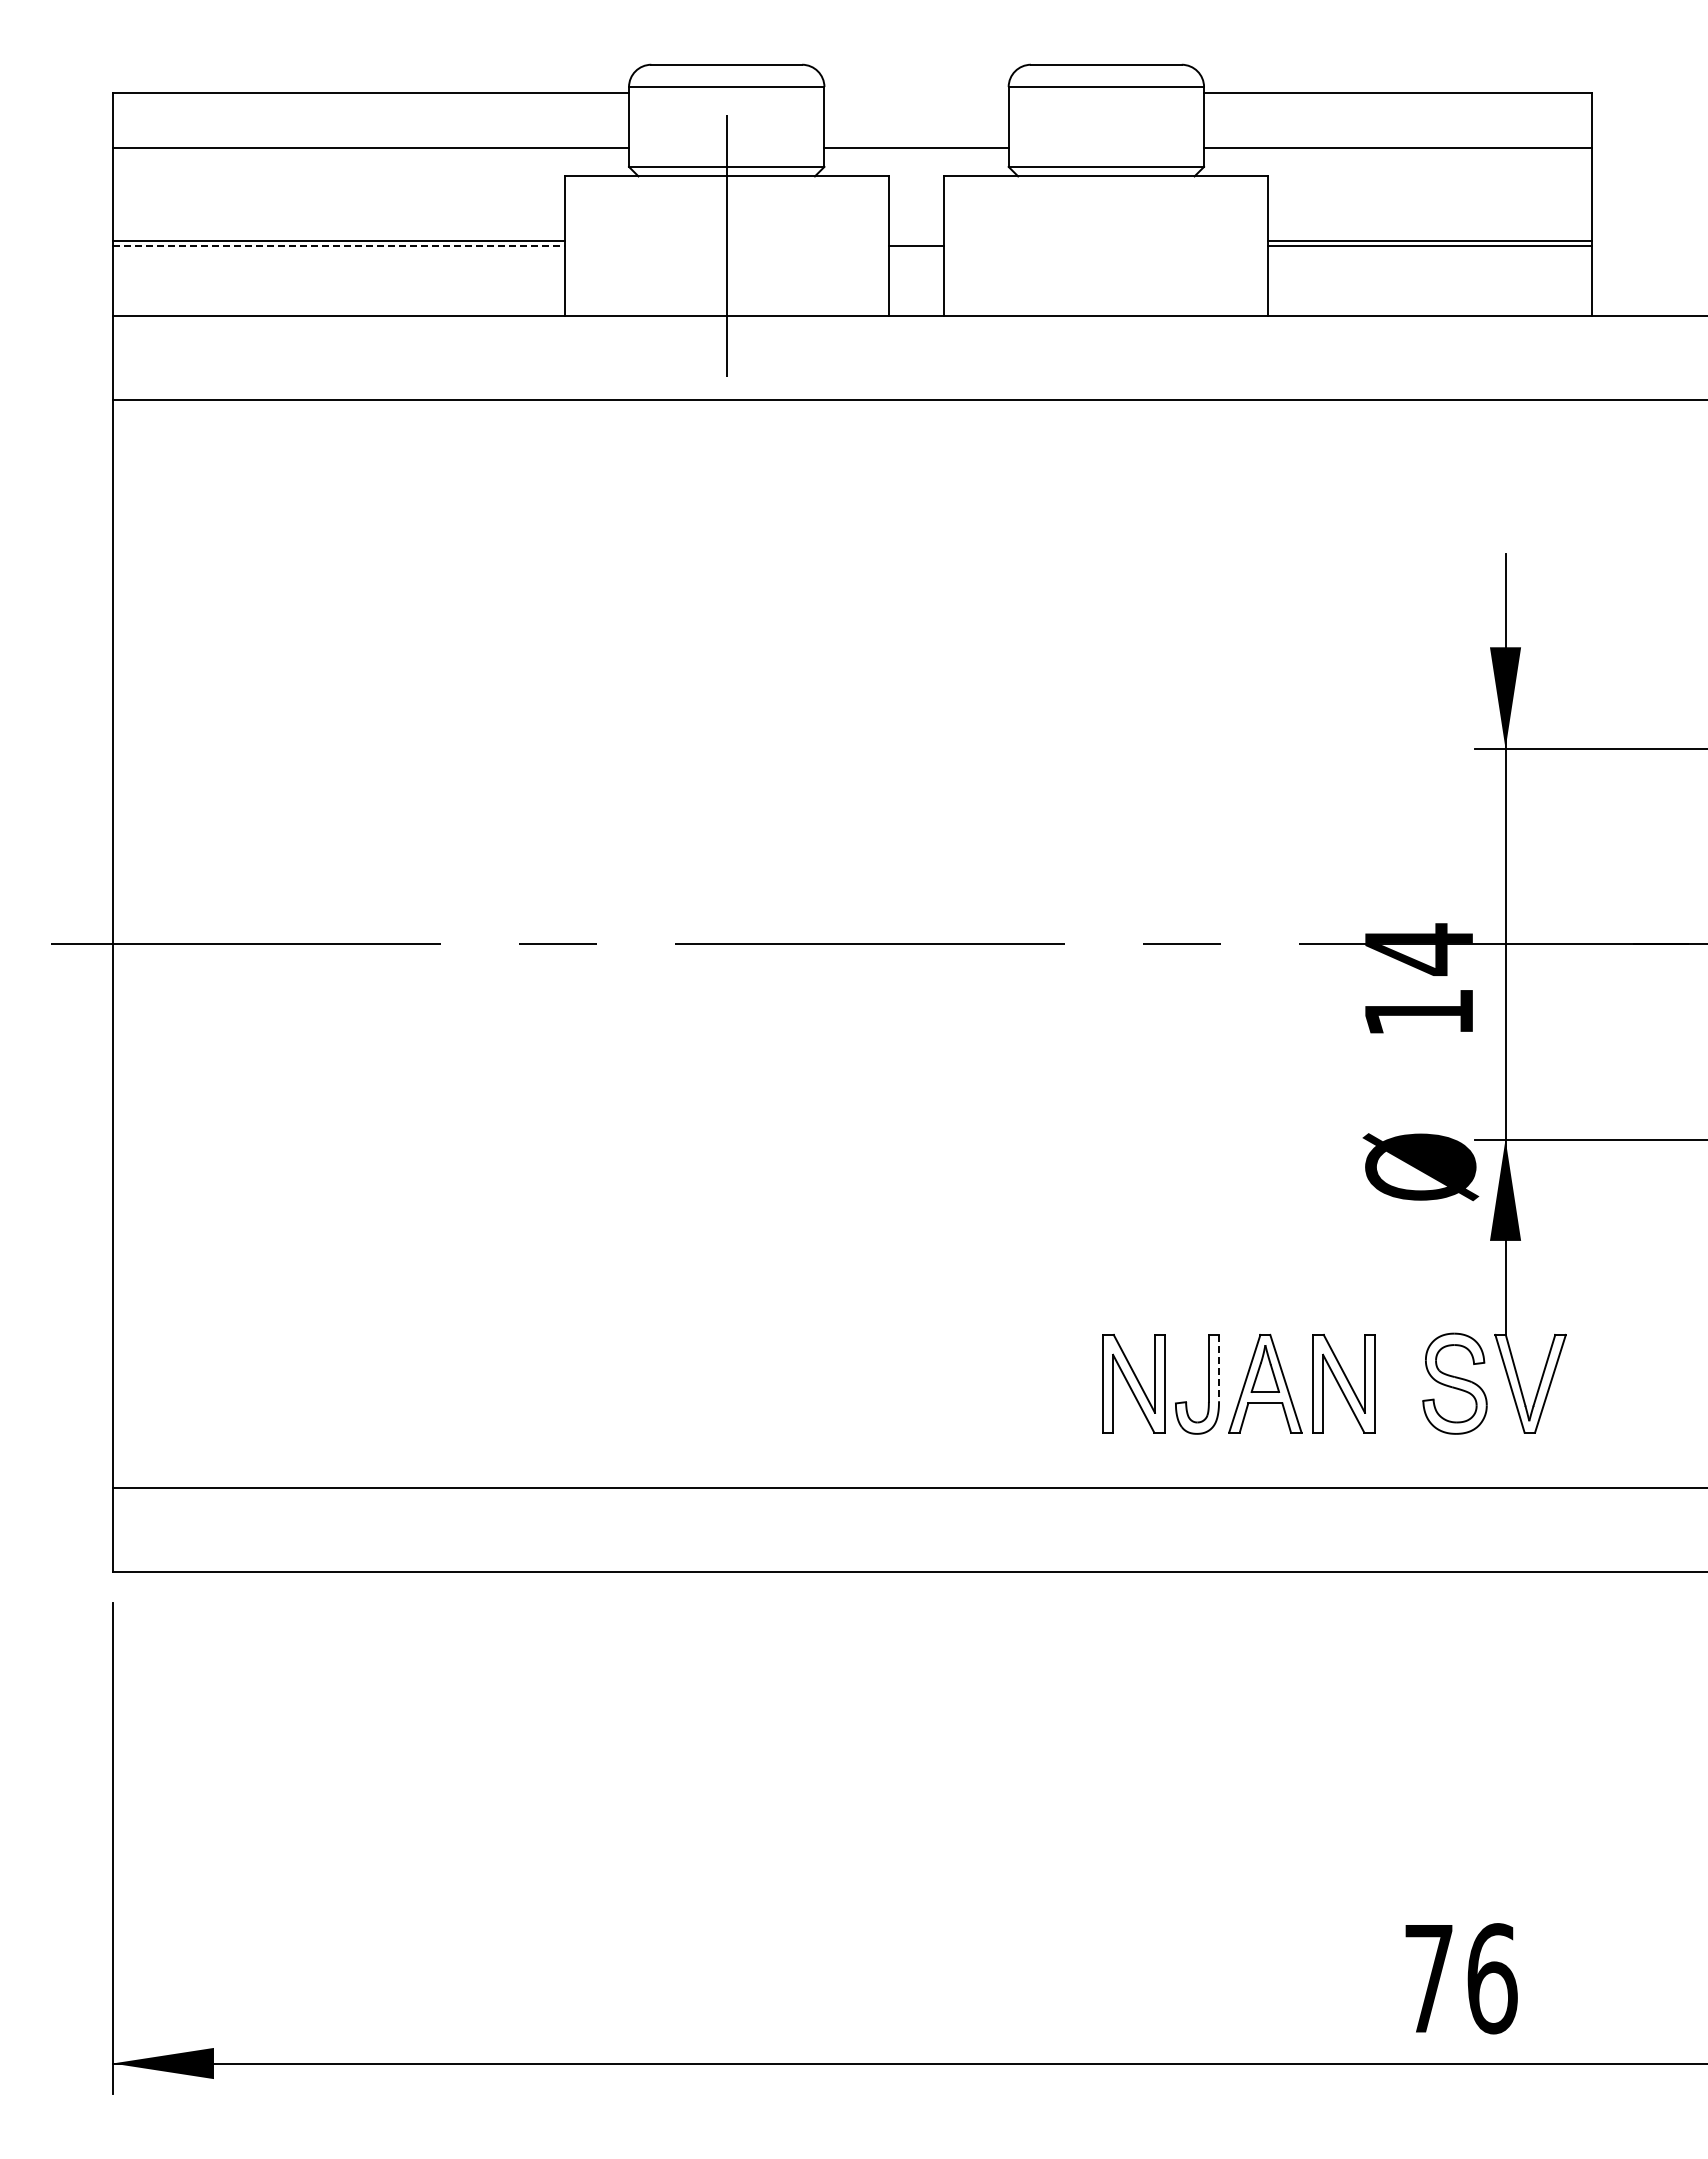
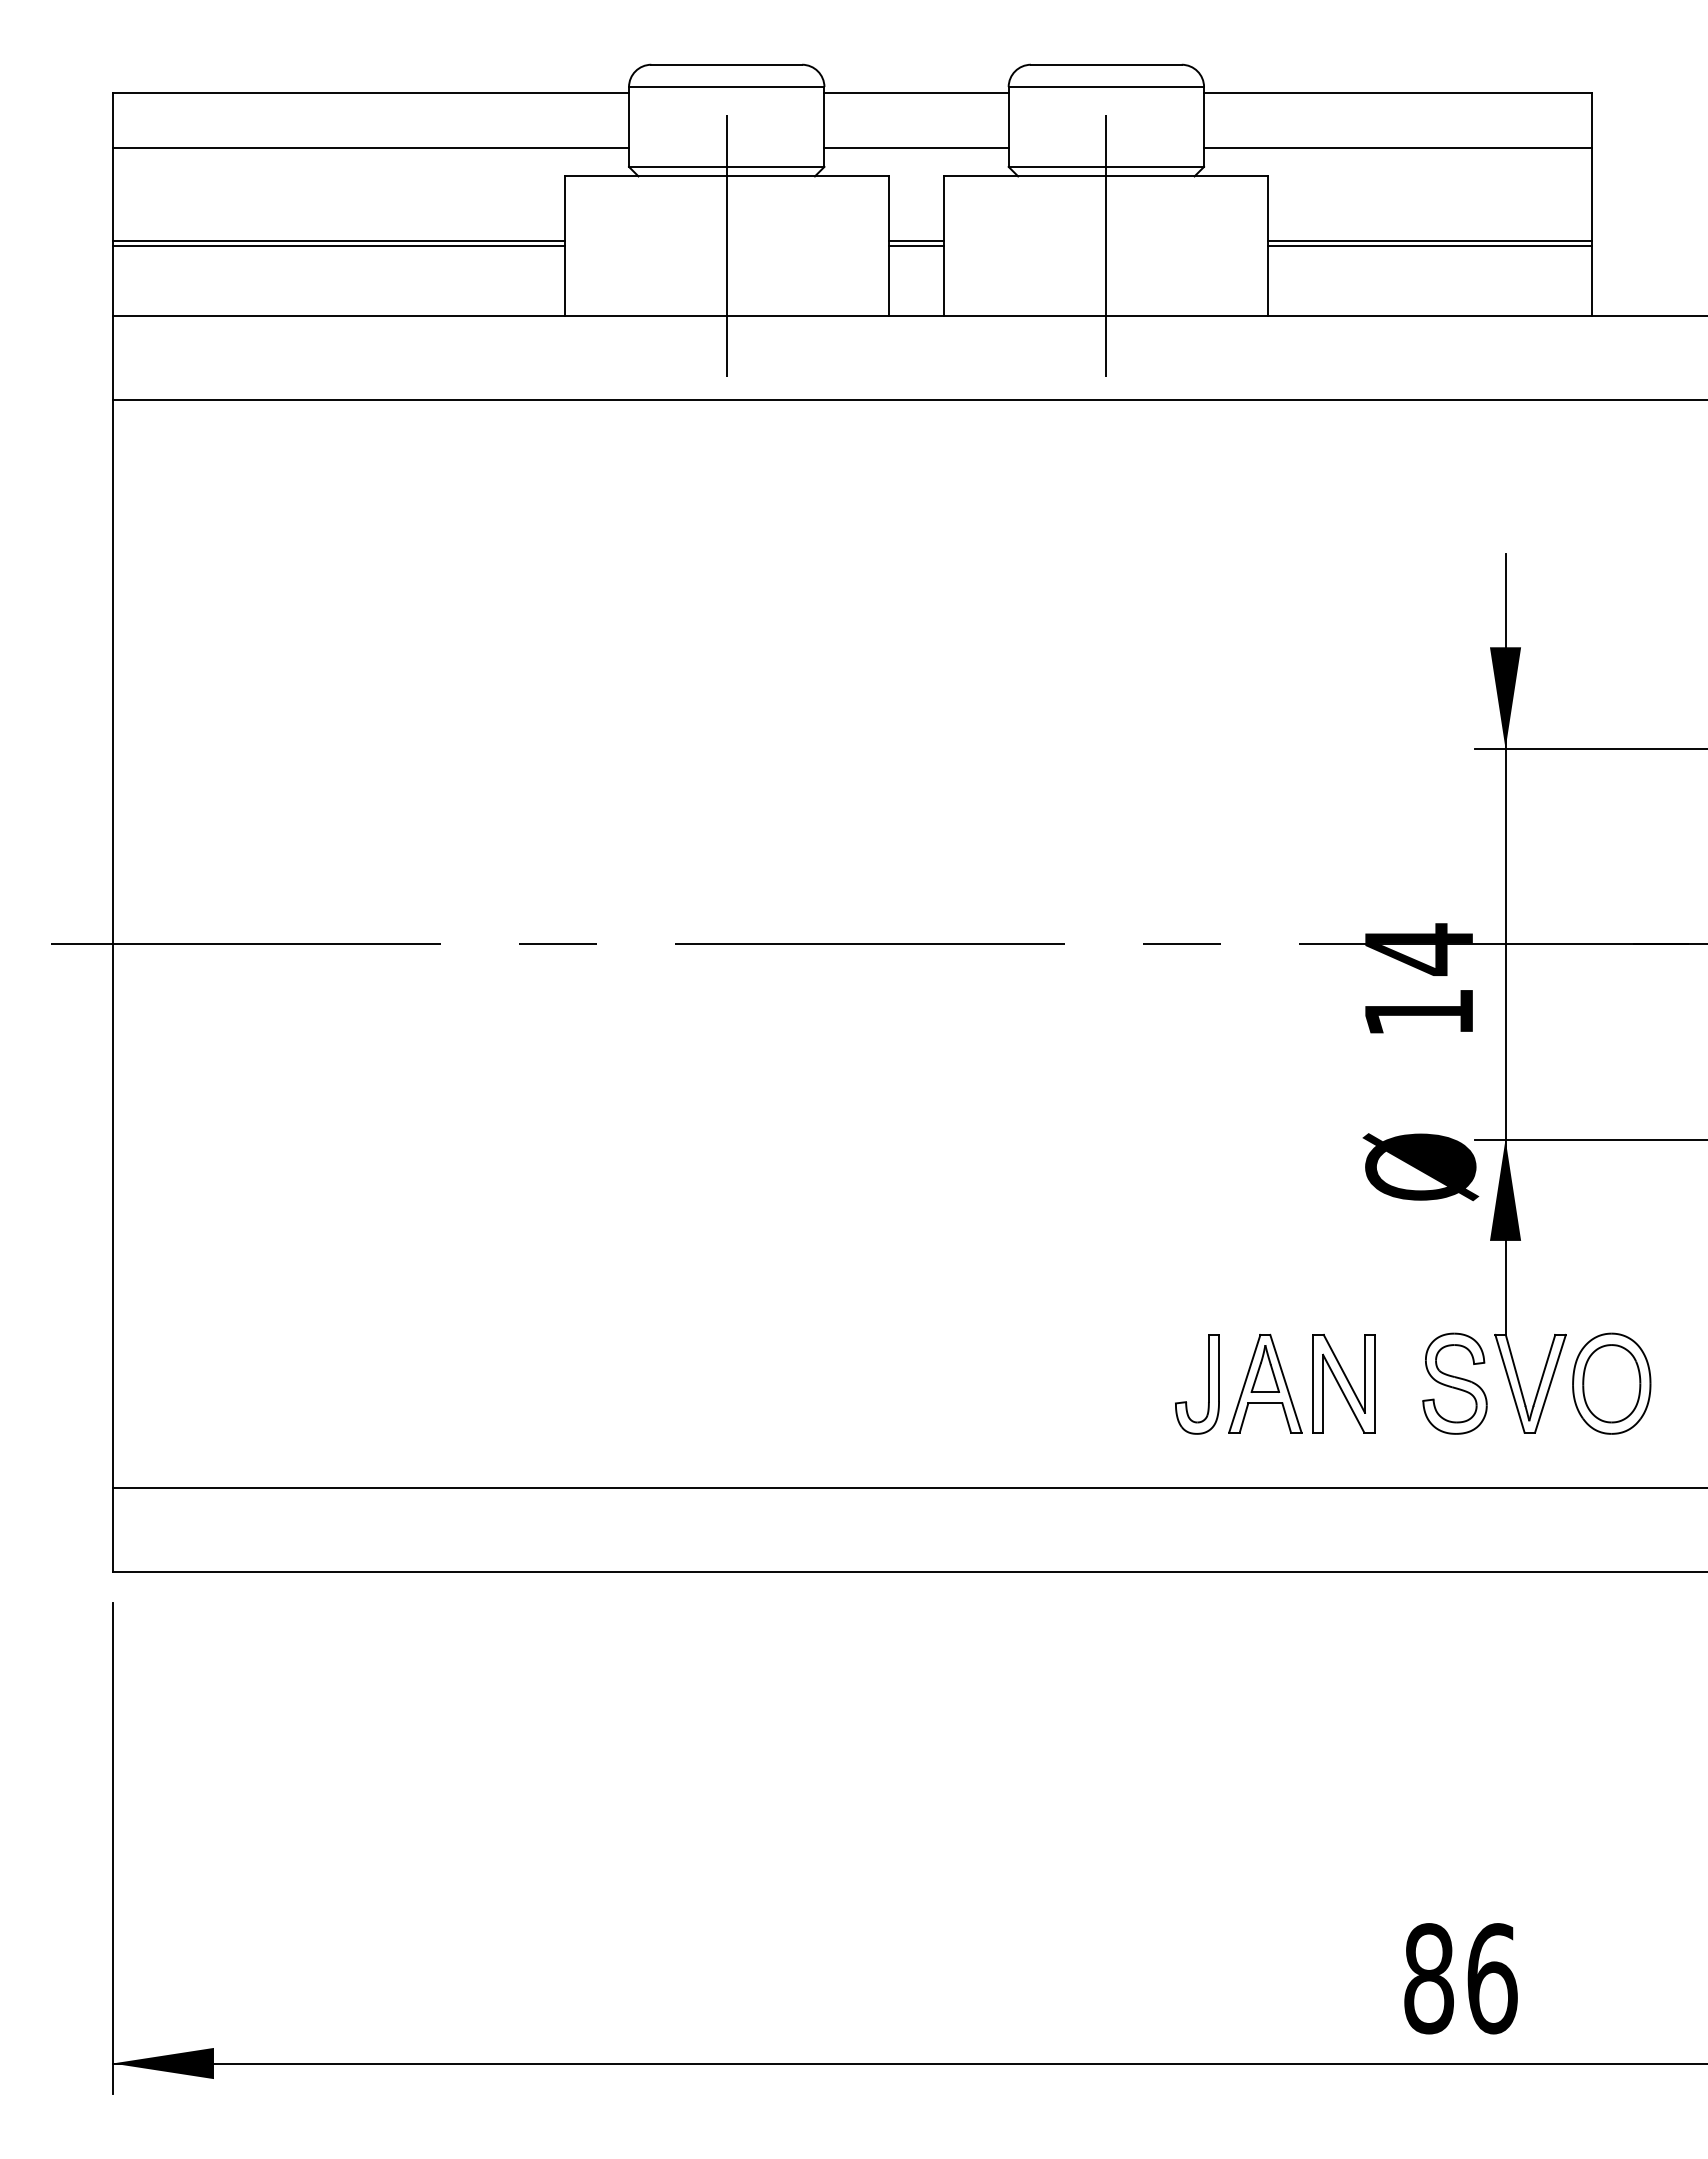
line: none -> present (916, 92)
line: none -> present (916, 240)
line: dashed -> solid (339, 246)
line: none -> present (1106, 246)
line: dashed -> solid (1219, 1368)
part: present -> none (1133, 1383)
part: none -> present (1611, 1383)
text: 76 -> 86 (1428, 1978)
